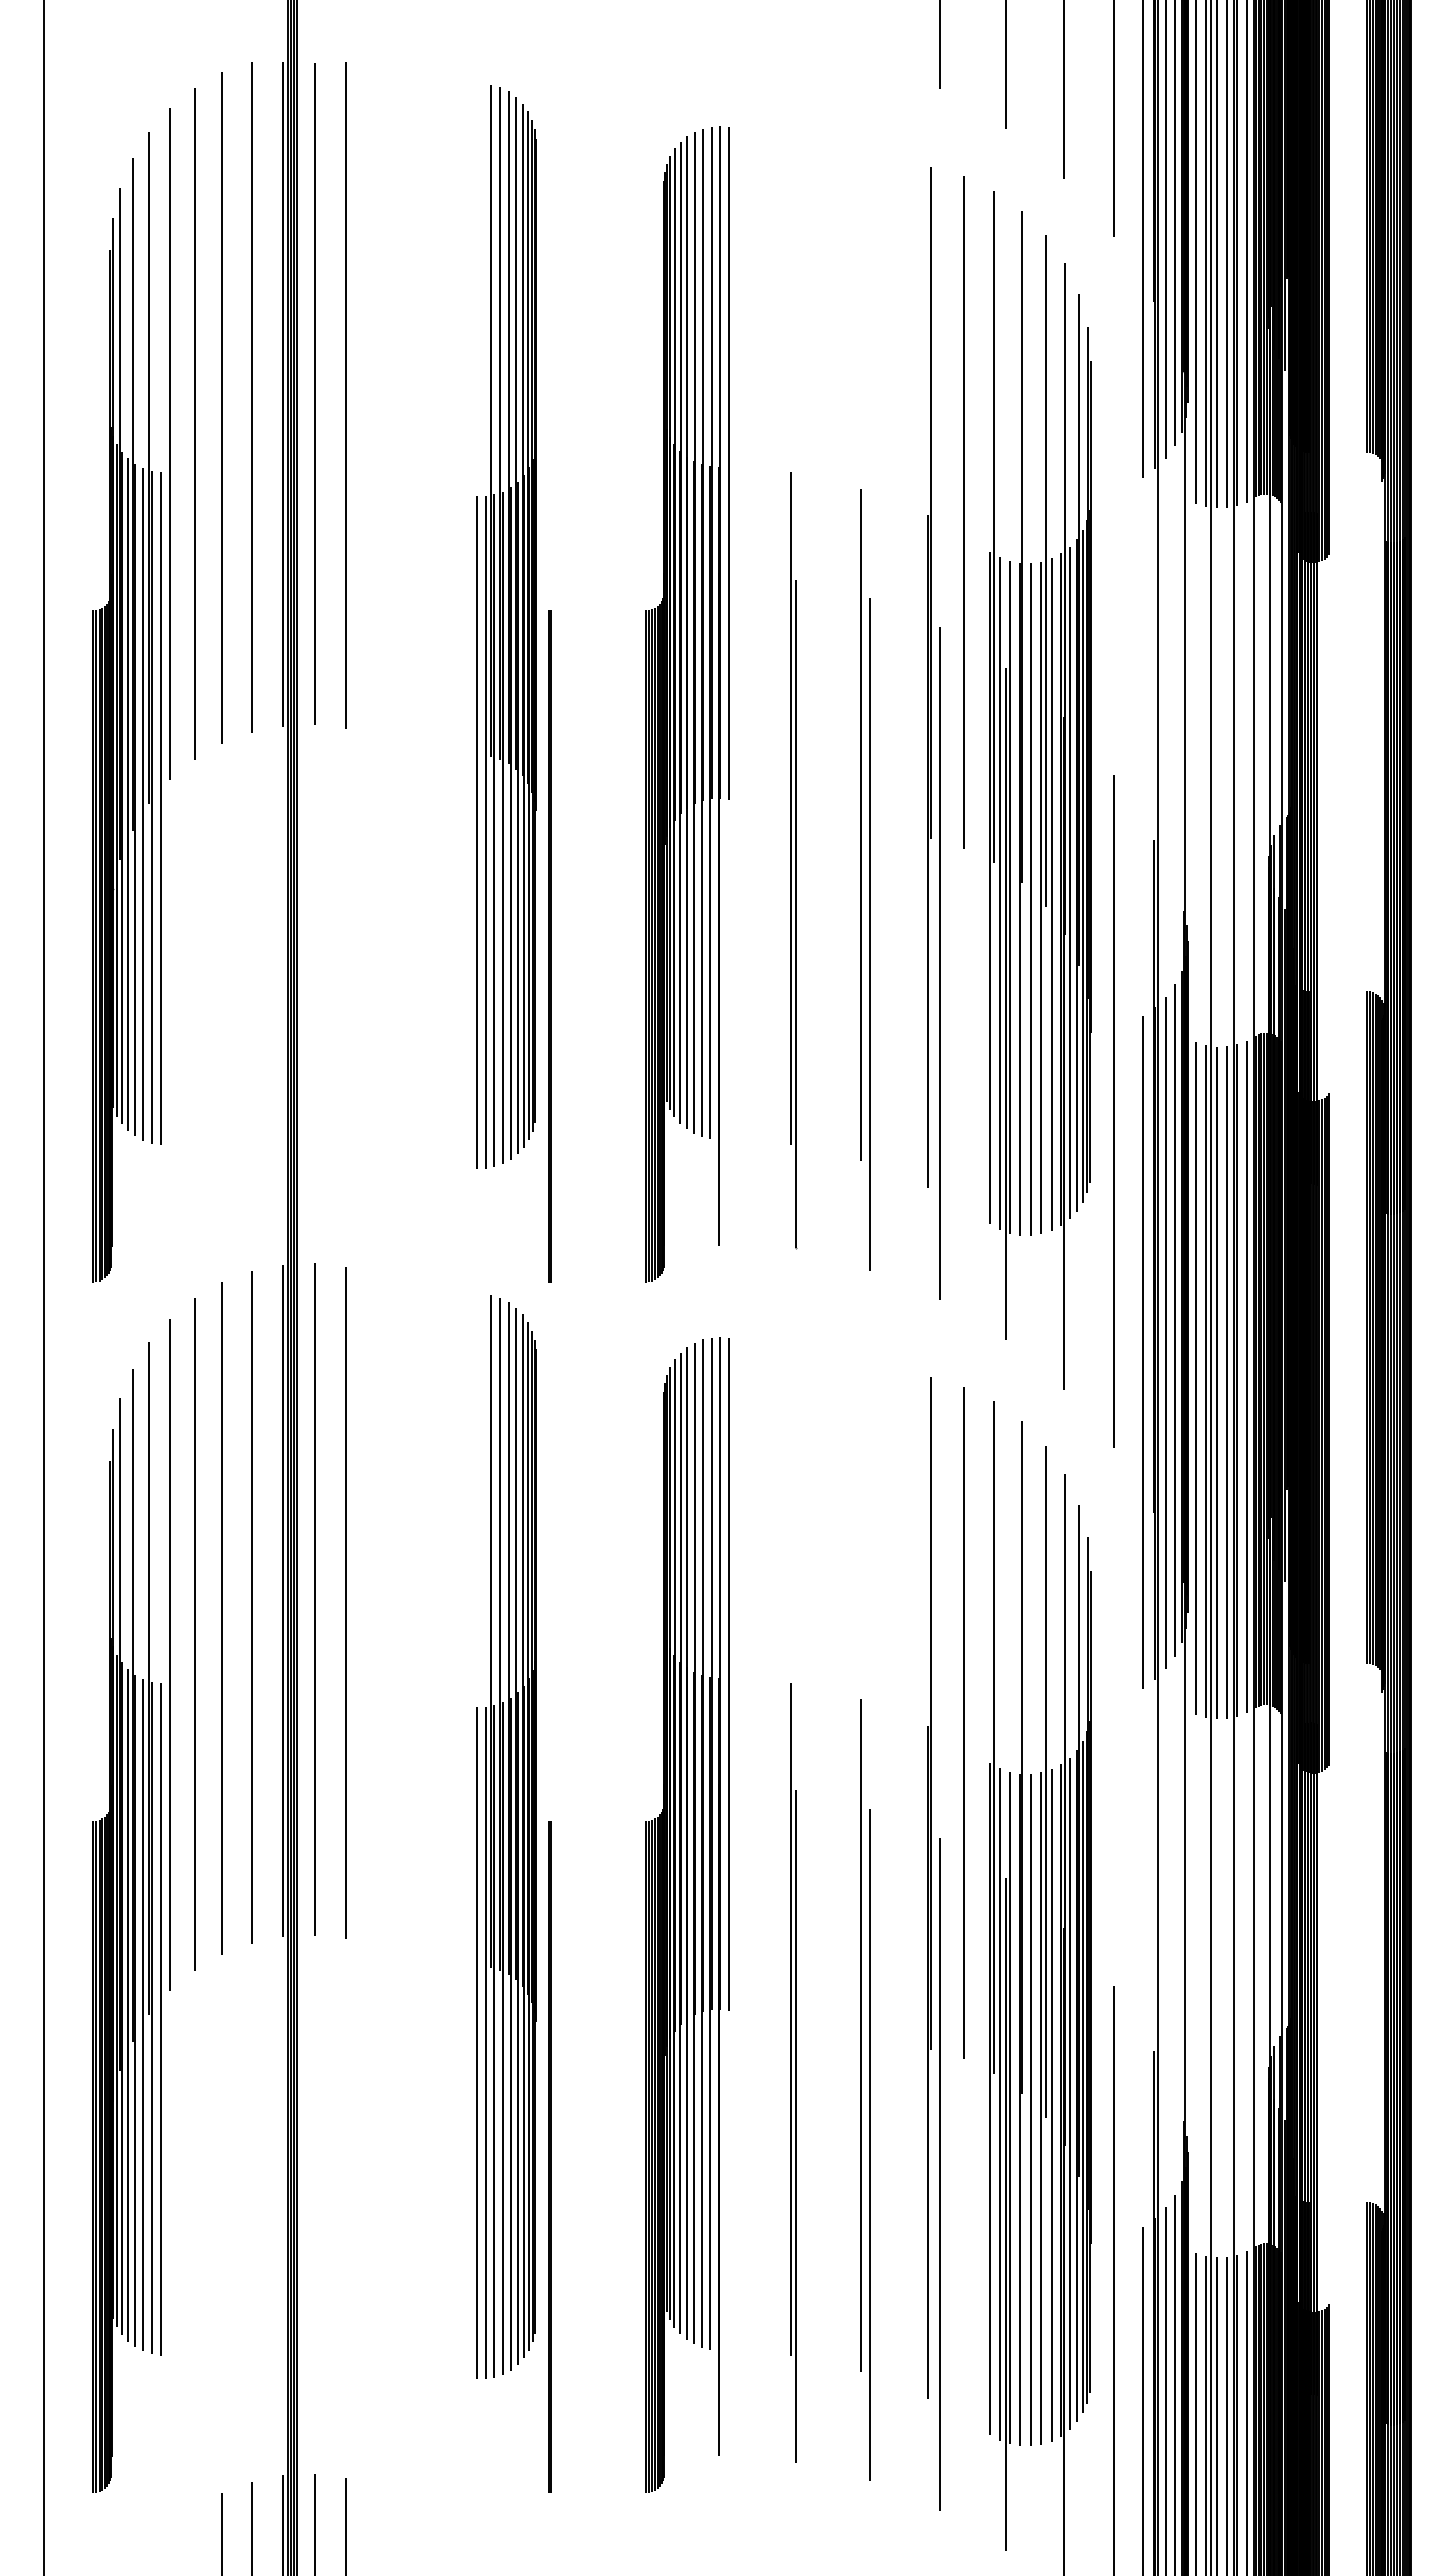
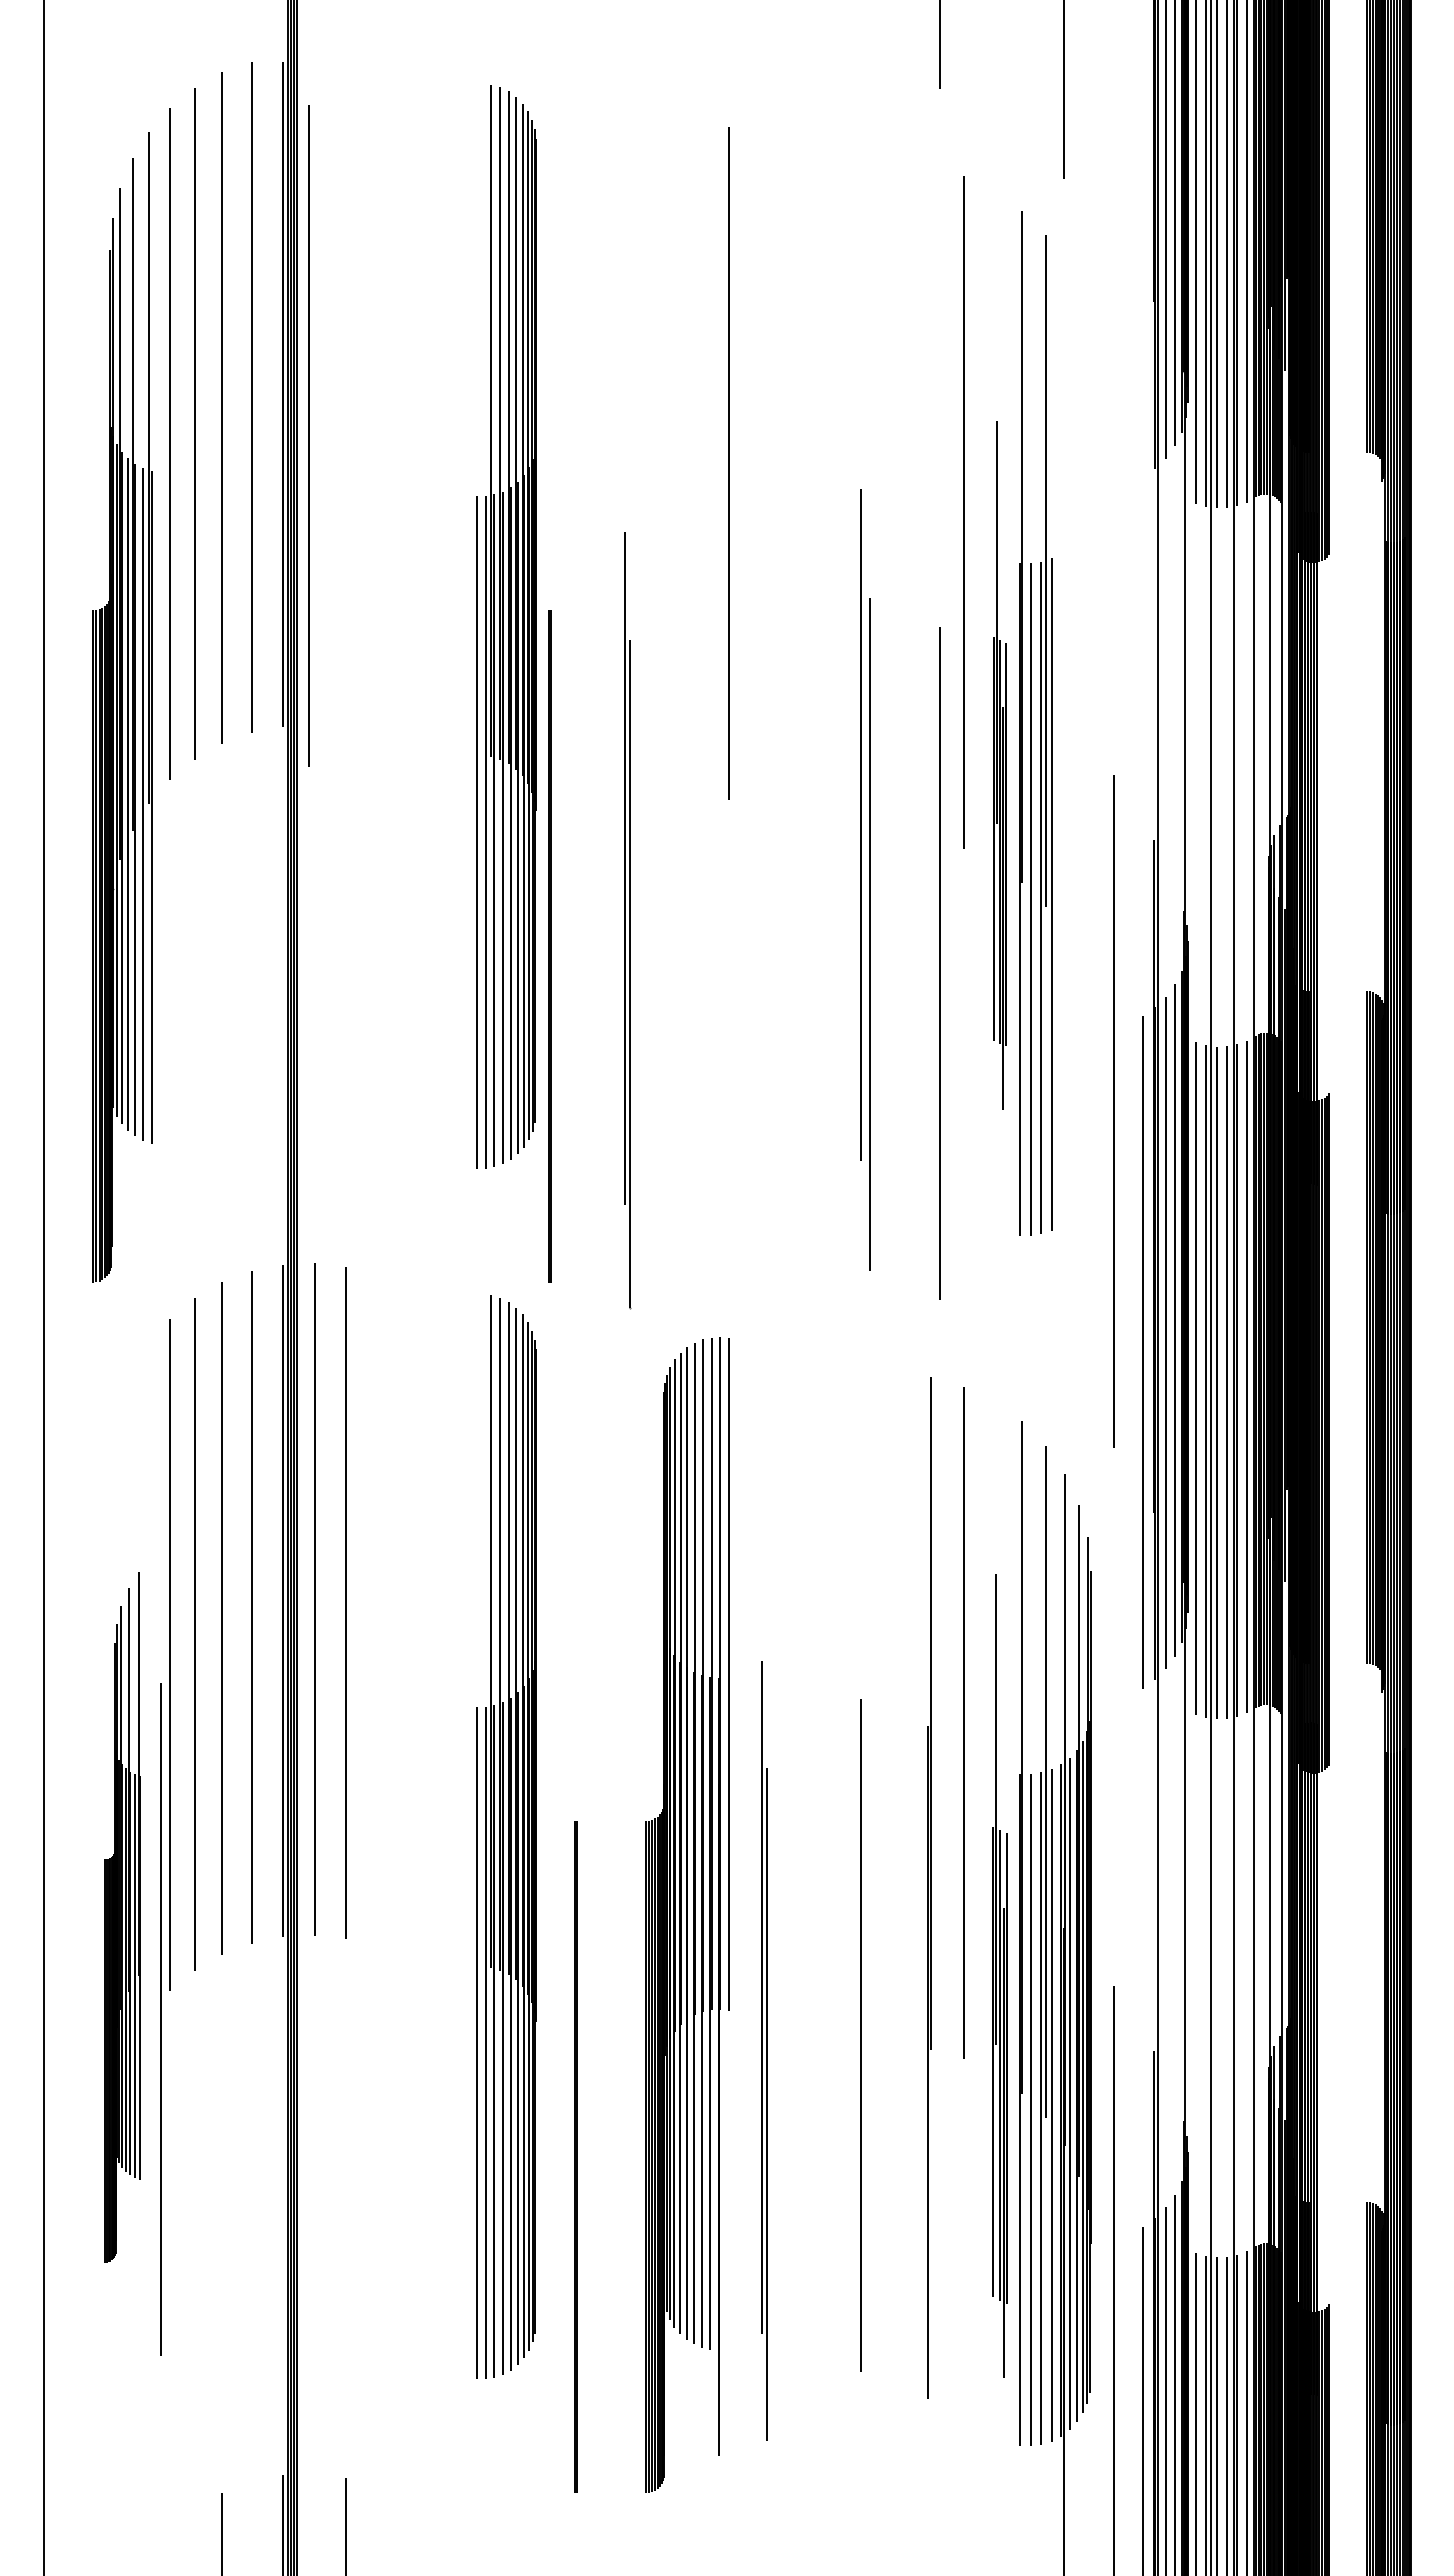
line: present -> none (1005, 65)
line: present -> none (1113, 119)
line: present -> none (1142, 239)
line position: (314, 393) -> (308, 435) (308, 435)
line: present -> none (345, 395)
part: present -> none (929, 677)
part: present -> none (682, 704)
part size: 22x1149 px -> 14x689 px (999, 765)
line: present -> none (160, 808)
part: present -> none (1075, 826)
part position: (793, 860) -> (627, 920) (627, 920)
part size: 61x1151 px -> 37x691 px (122, 1917)
part size: 22x1150 px -> 16x804 px (999, 1975)
part position: (793, 2072) -> (764, 2050) (764, 2050)
line: present -> none (869, 2144)
line position: (549, 2156) -> (575, 2156) (575, 2156)
line: present -> none (939, 2174)
line: present -> none (314, 2522)
line: present -> none (251, 2526)
